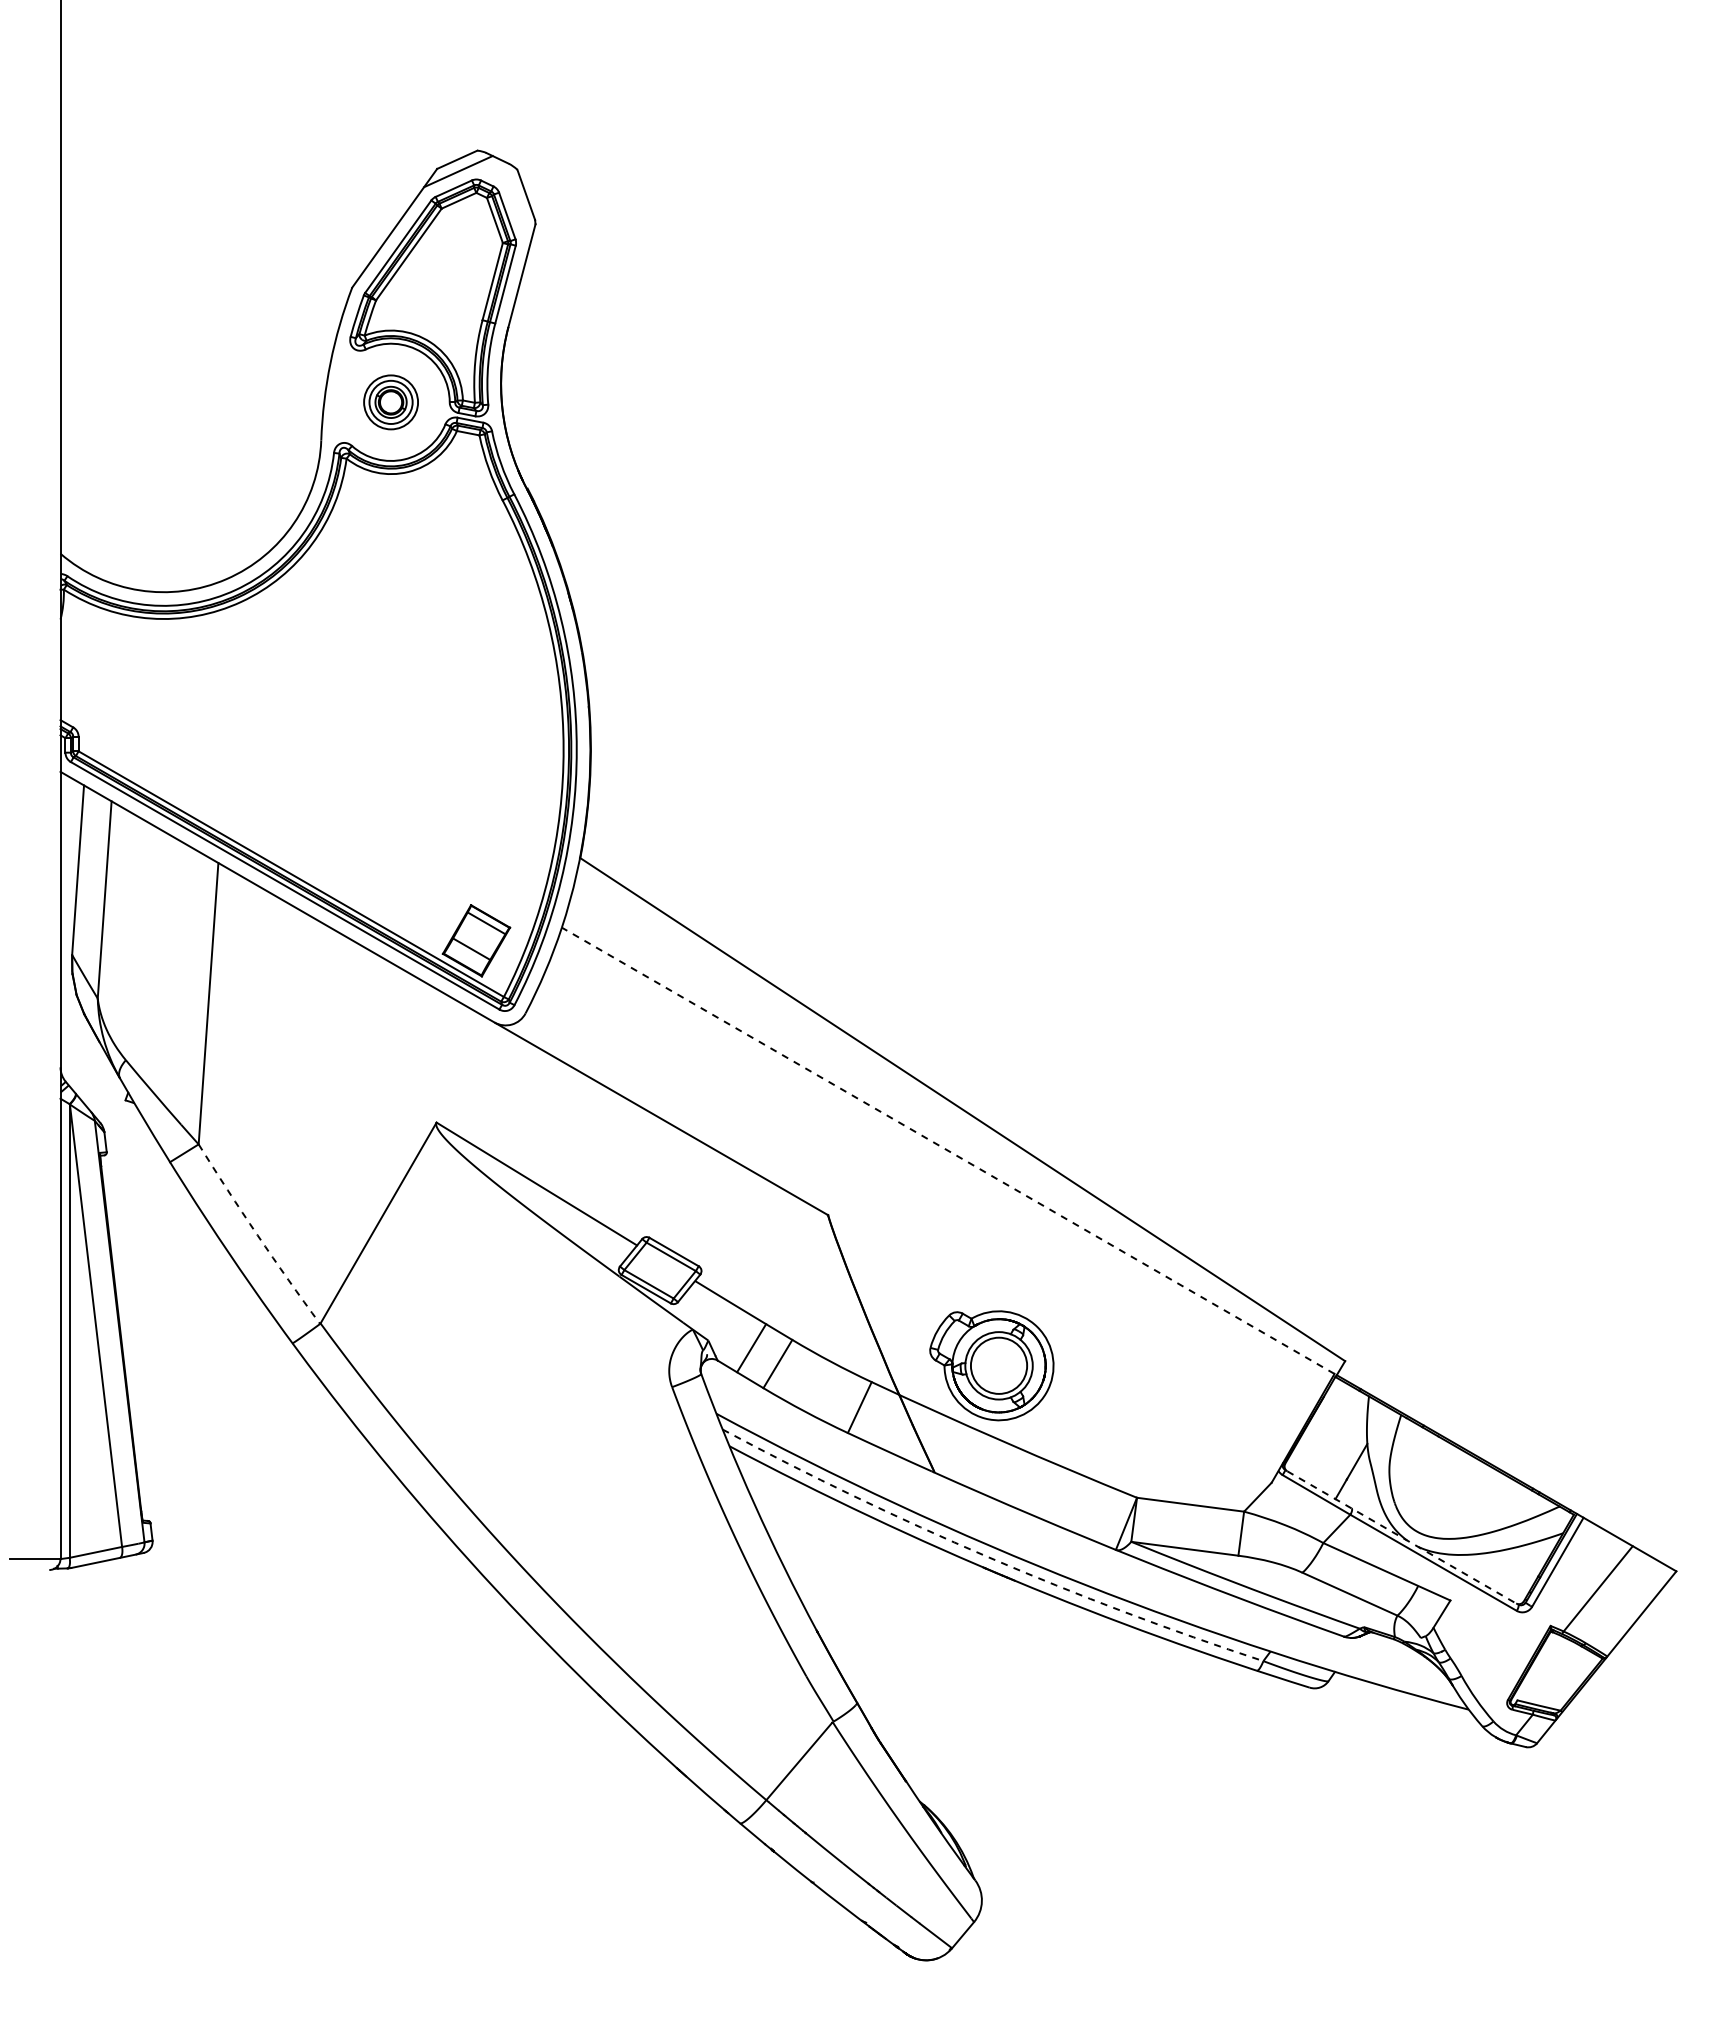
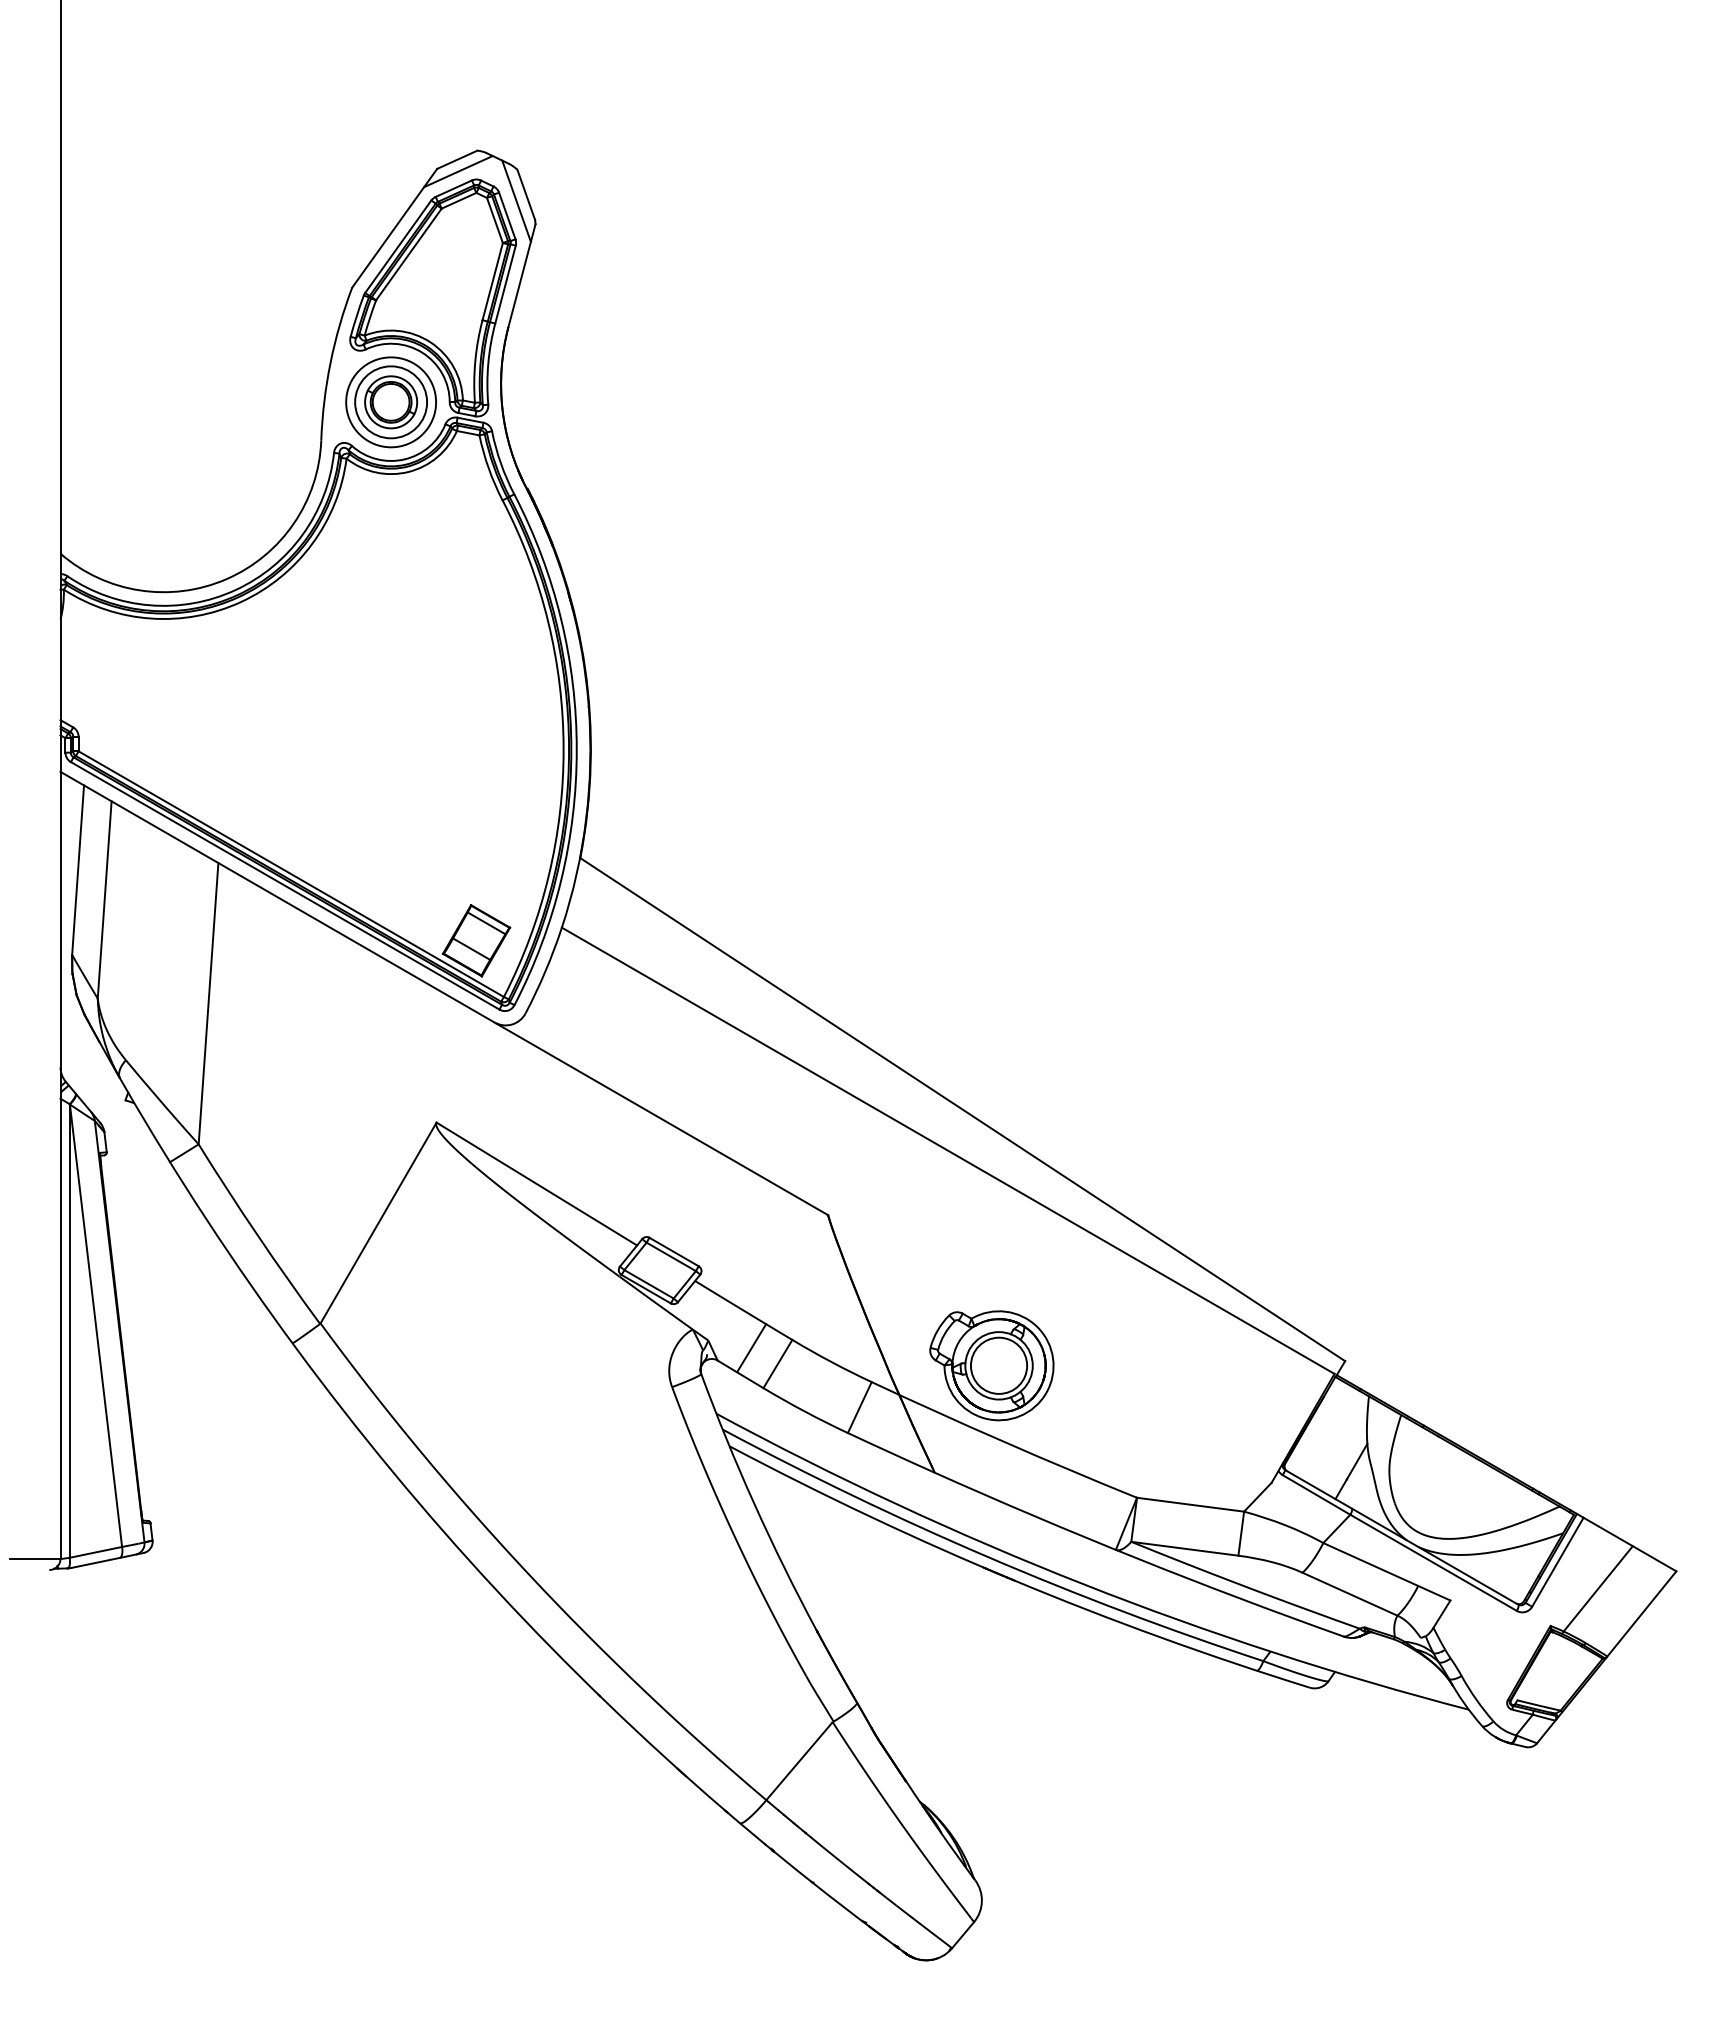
line: none -> present (516, 200)
part size: 56x57 px -> 92x93 px (390, 402)
line: dashed -> solid (947, 1150)
arc: dashed -> solid (257, 1235)
line: dashed -> solid (1402, 1537)
arc: dashed -> solid (988, 1557)
